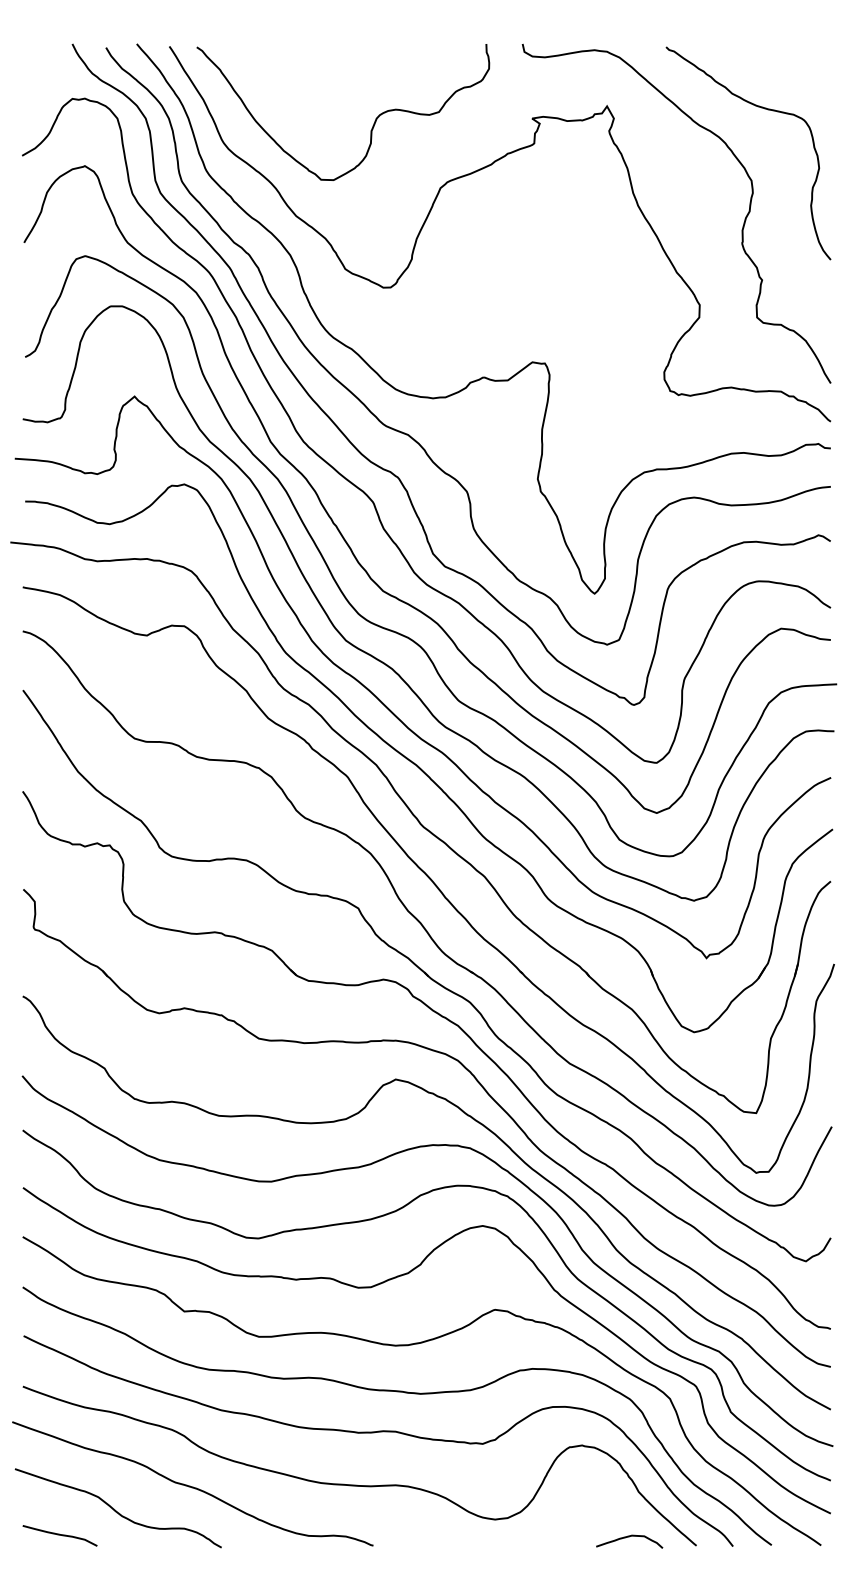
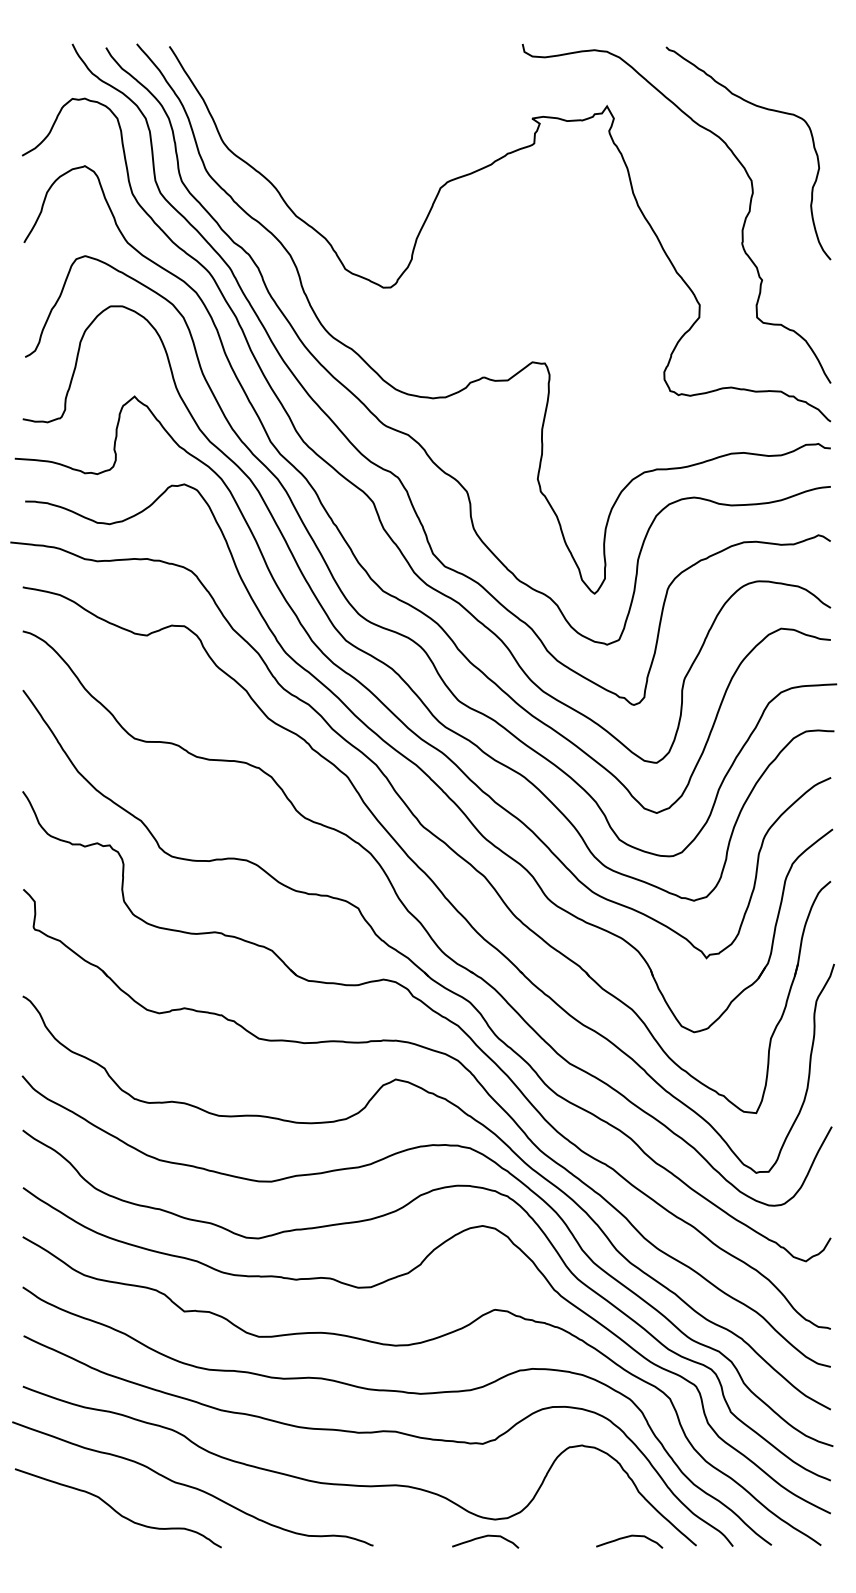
curve: present -> none (372, 125)
curve: present -> none (59, 1535)
curve: none -> present (485, 1537)
